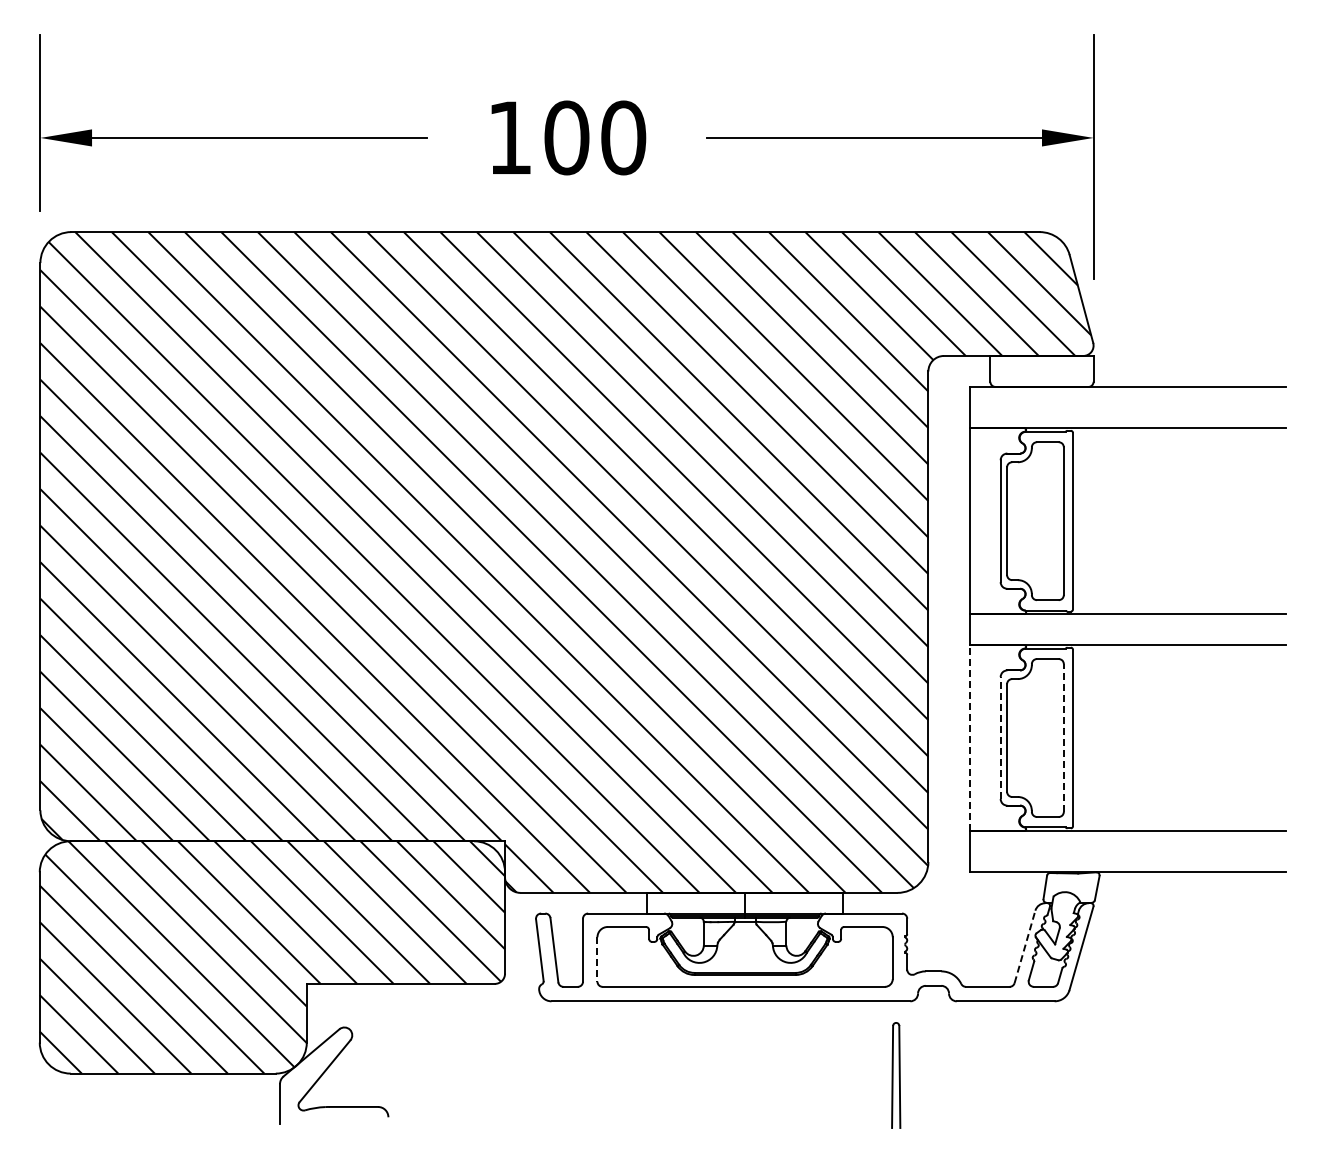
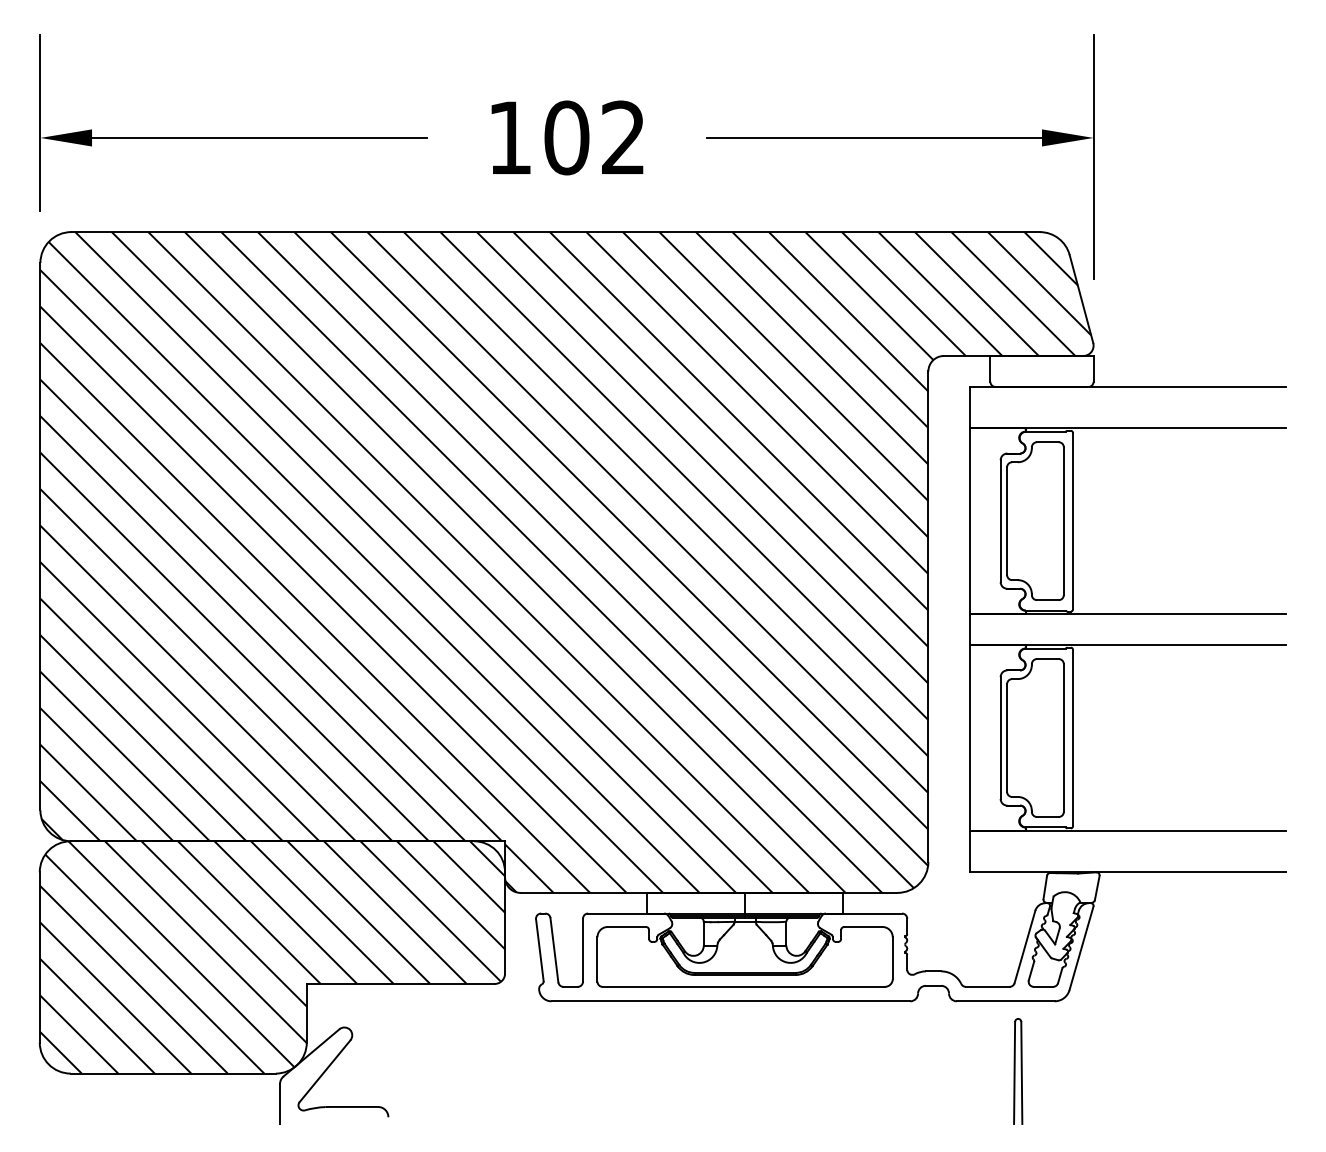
text: 100 -> 102 (623, 137)
line: dashed -> solid (969, 738)
line: dashed -> solid (1000, 738)
line: dashed -> solid (1063, 738)
line: dashed -> solid (1024, 946)
line: dashed -> solid (597, 960)
part position: (896, 1075) -> (1018, 1071) (1018, 1071)
